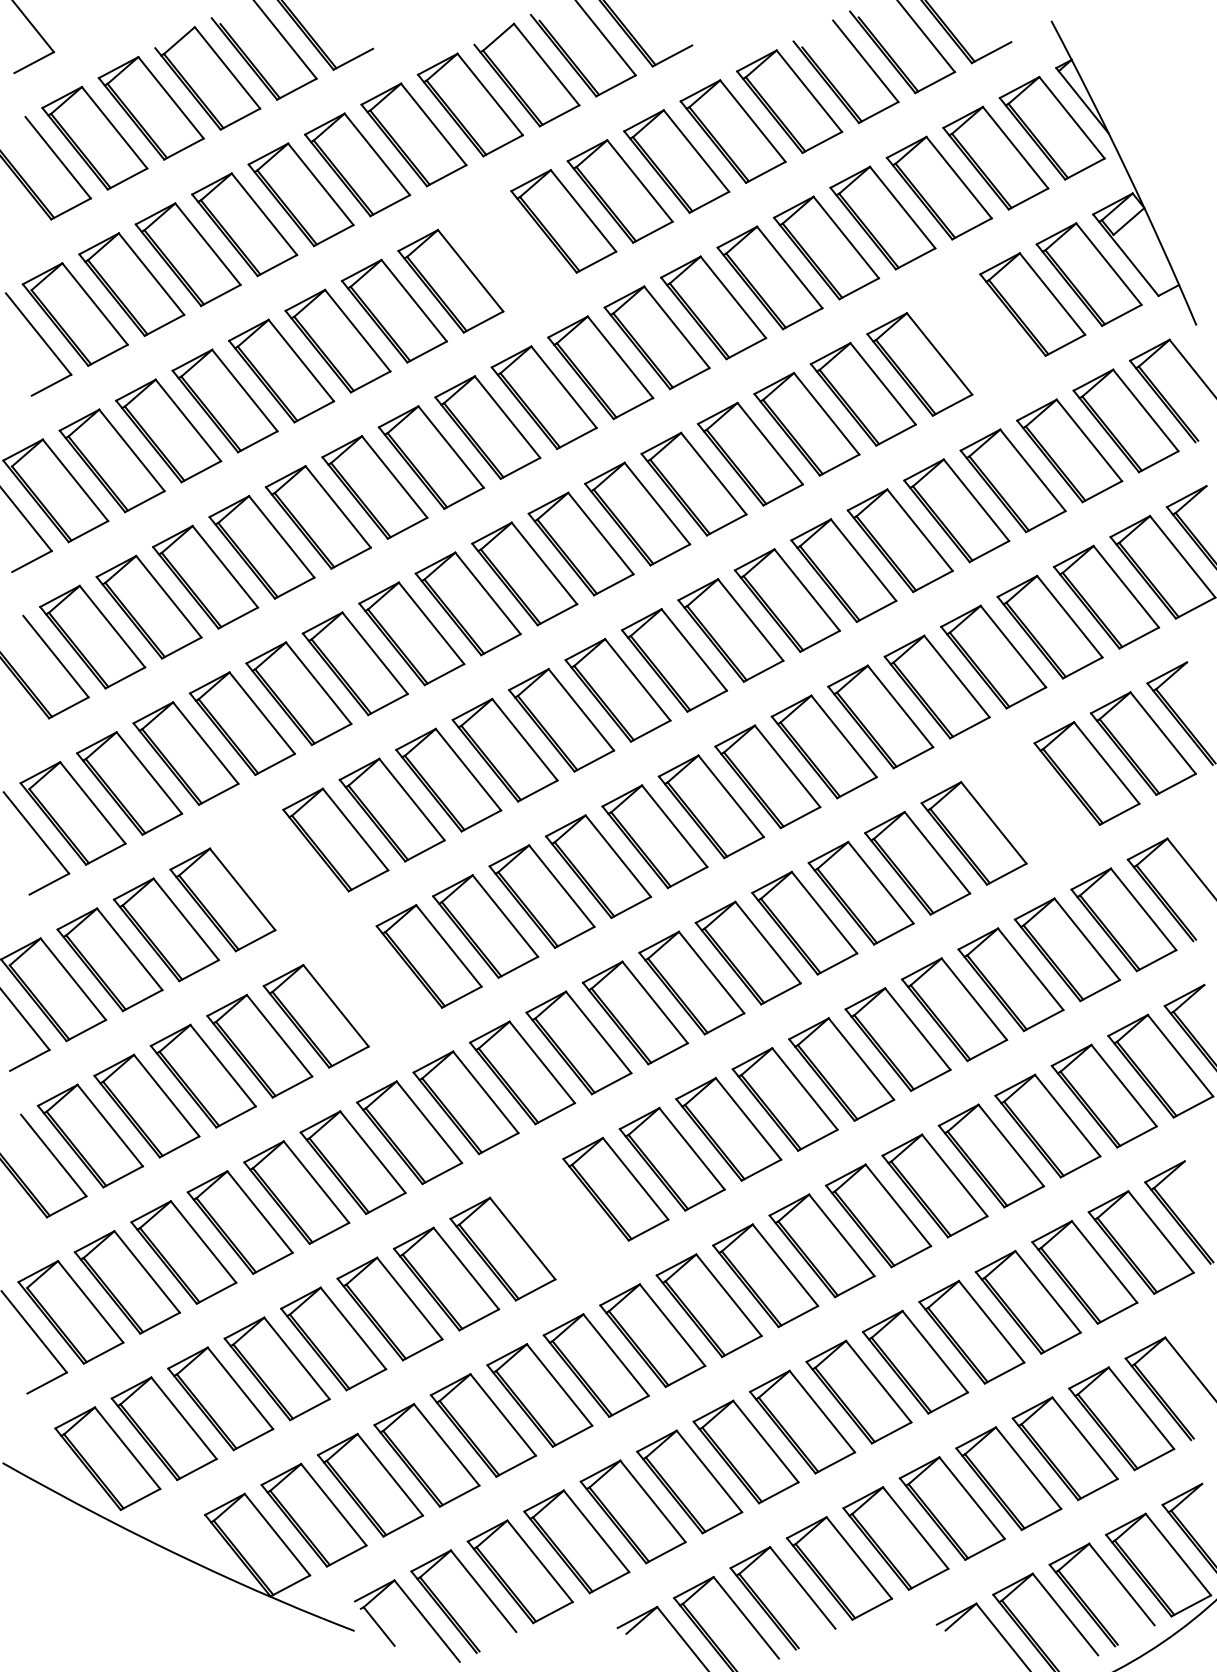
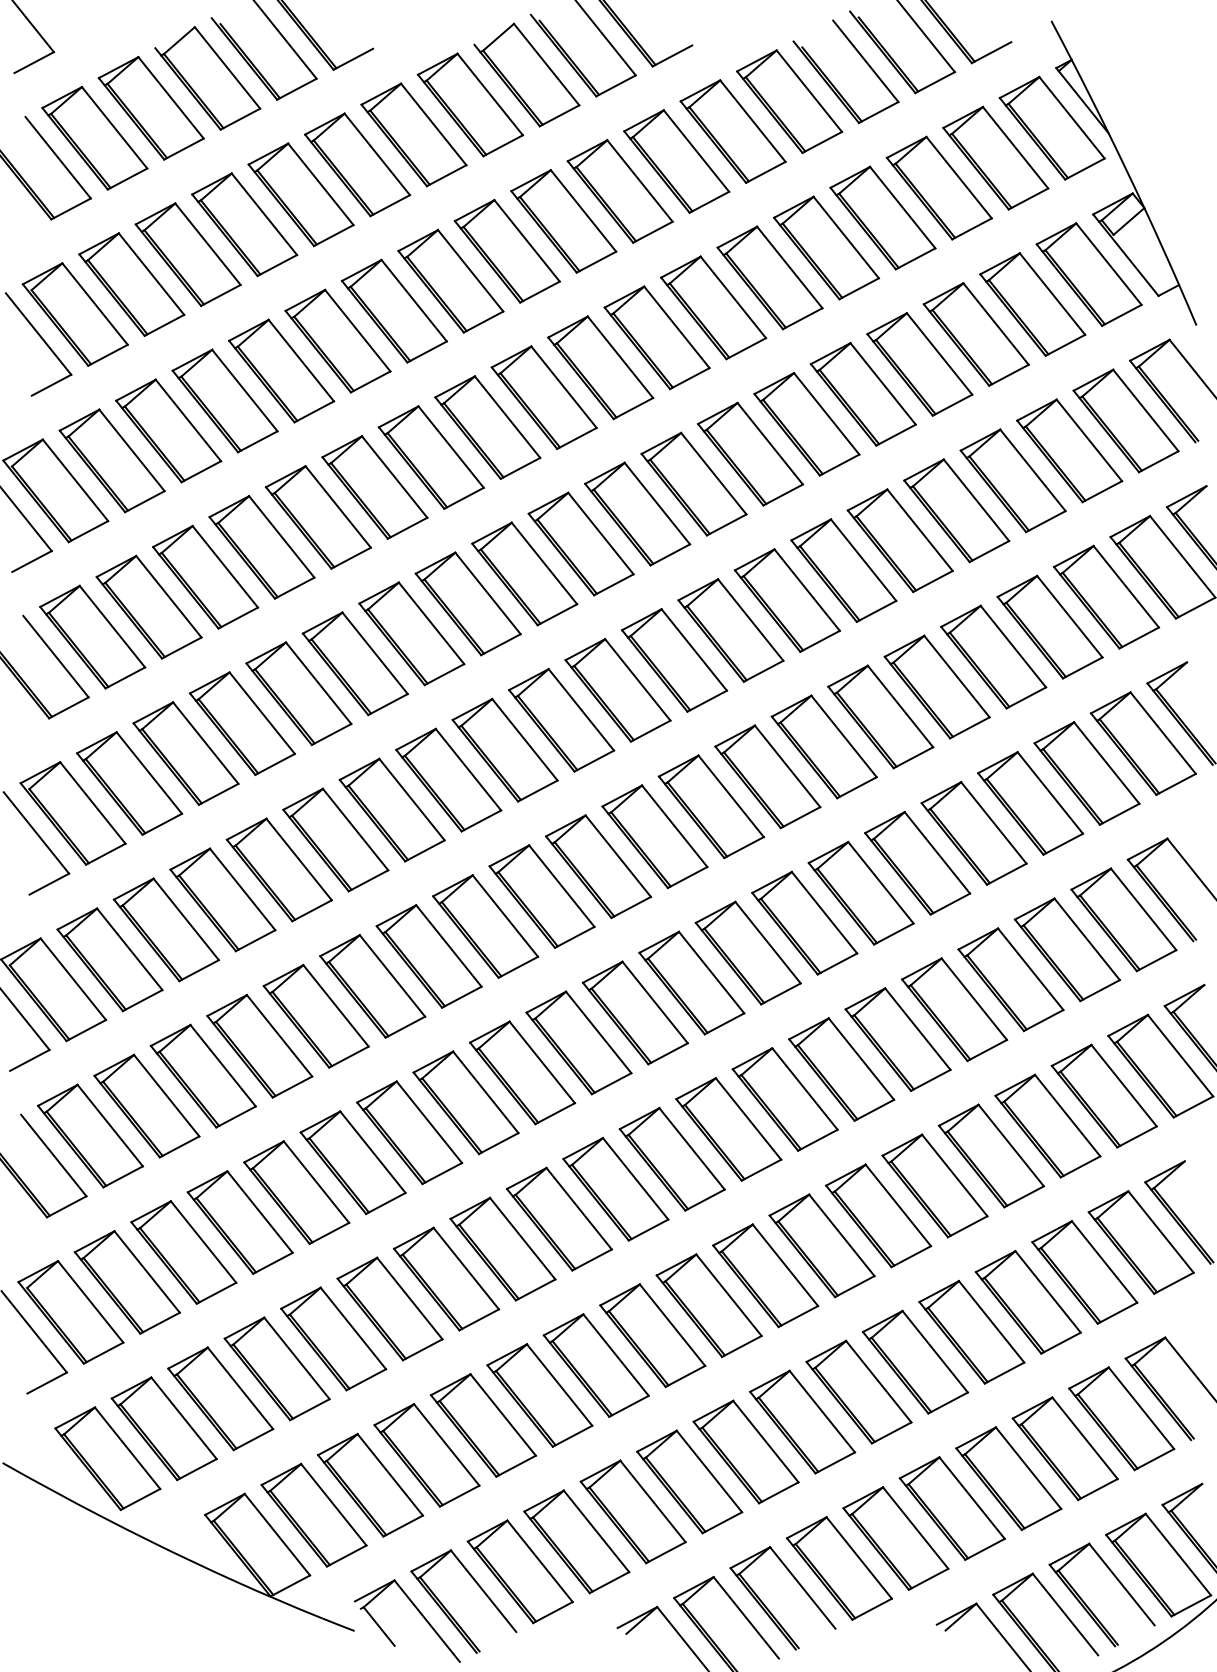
part: none -> present (506, 251)
part: none -> present (975, 334)
part: none -> present (1030, 803)
part: none -> present (278, 869)
part: none -> present (372, 986)
part: none -> present (558, 1218)
